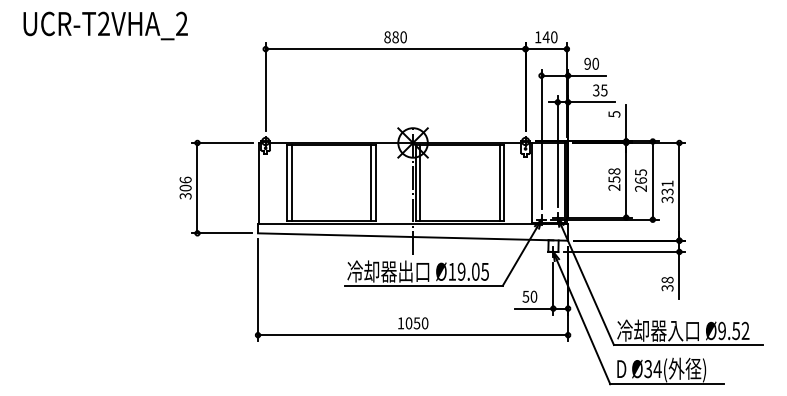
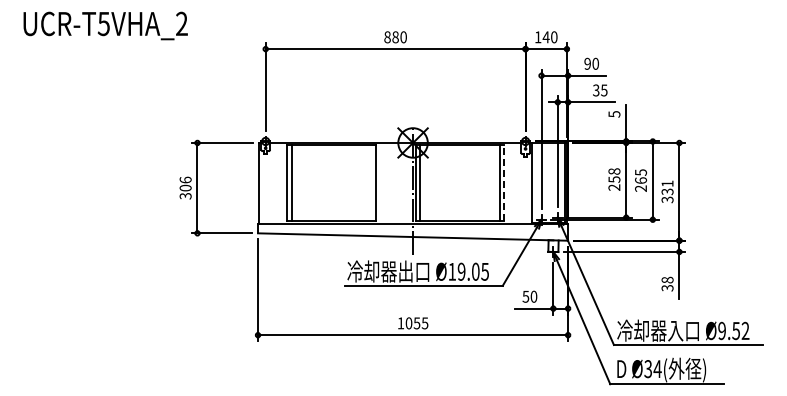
text: UCR-T2VHA_2 -> UCR-T5VHA_2 (103, 23)
line: solid -> dashed (504, 182)
line: present -> none (371, 183)
text: 1050 -> 1055 (424, 323)
